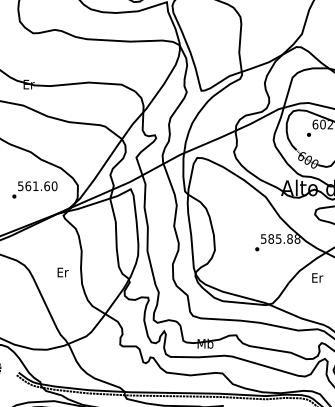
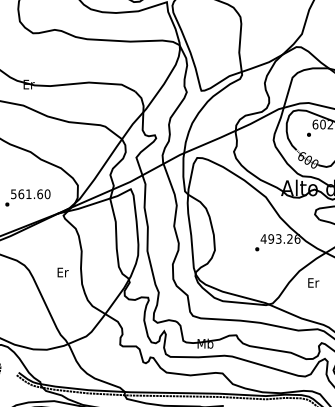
text position: (34, 189) -> (27, 197) (27, 197)
text: 585.88 -> 493.26 (280, 238)
text position: (317, 277) -> (313, 282) (313, 282)
